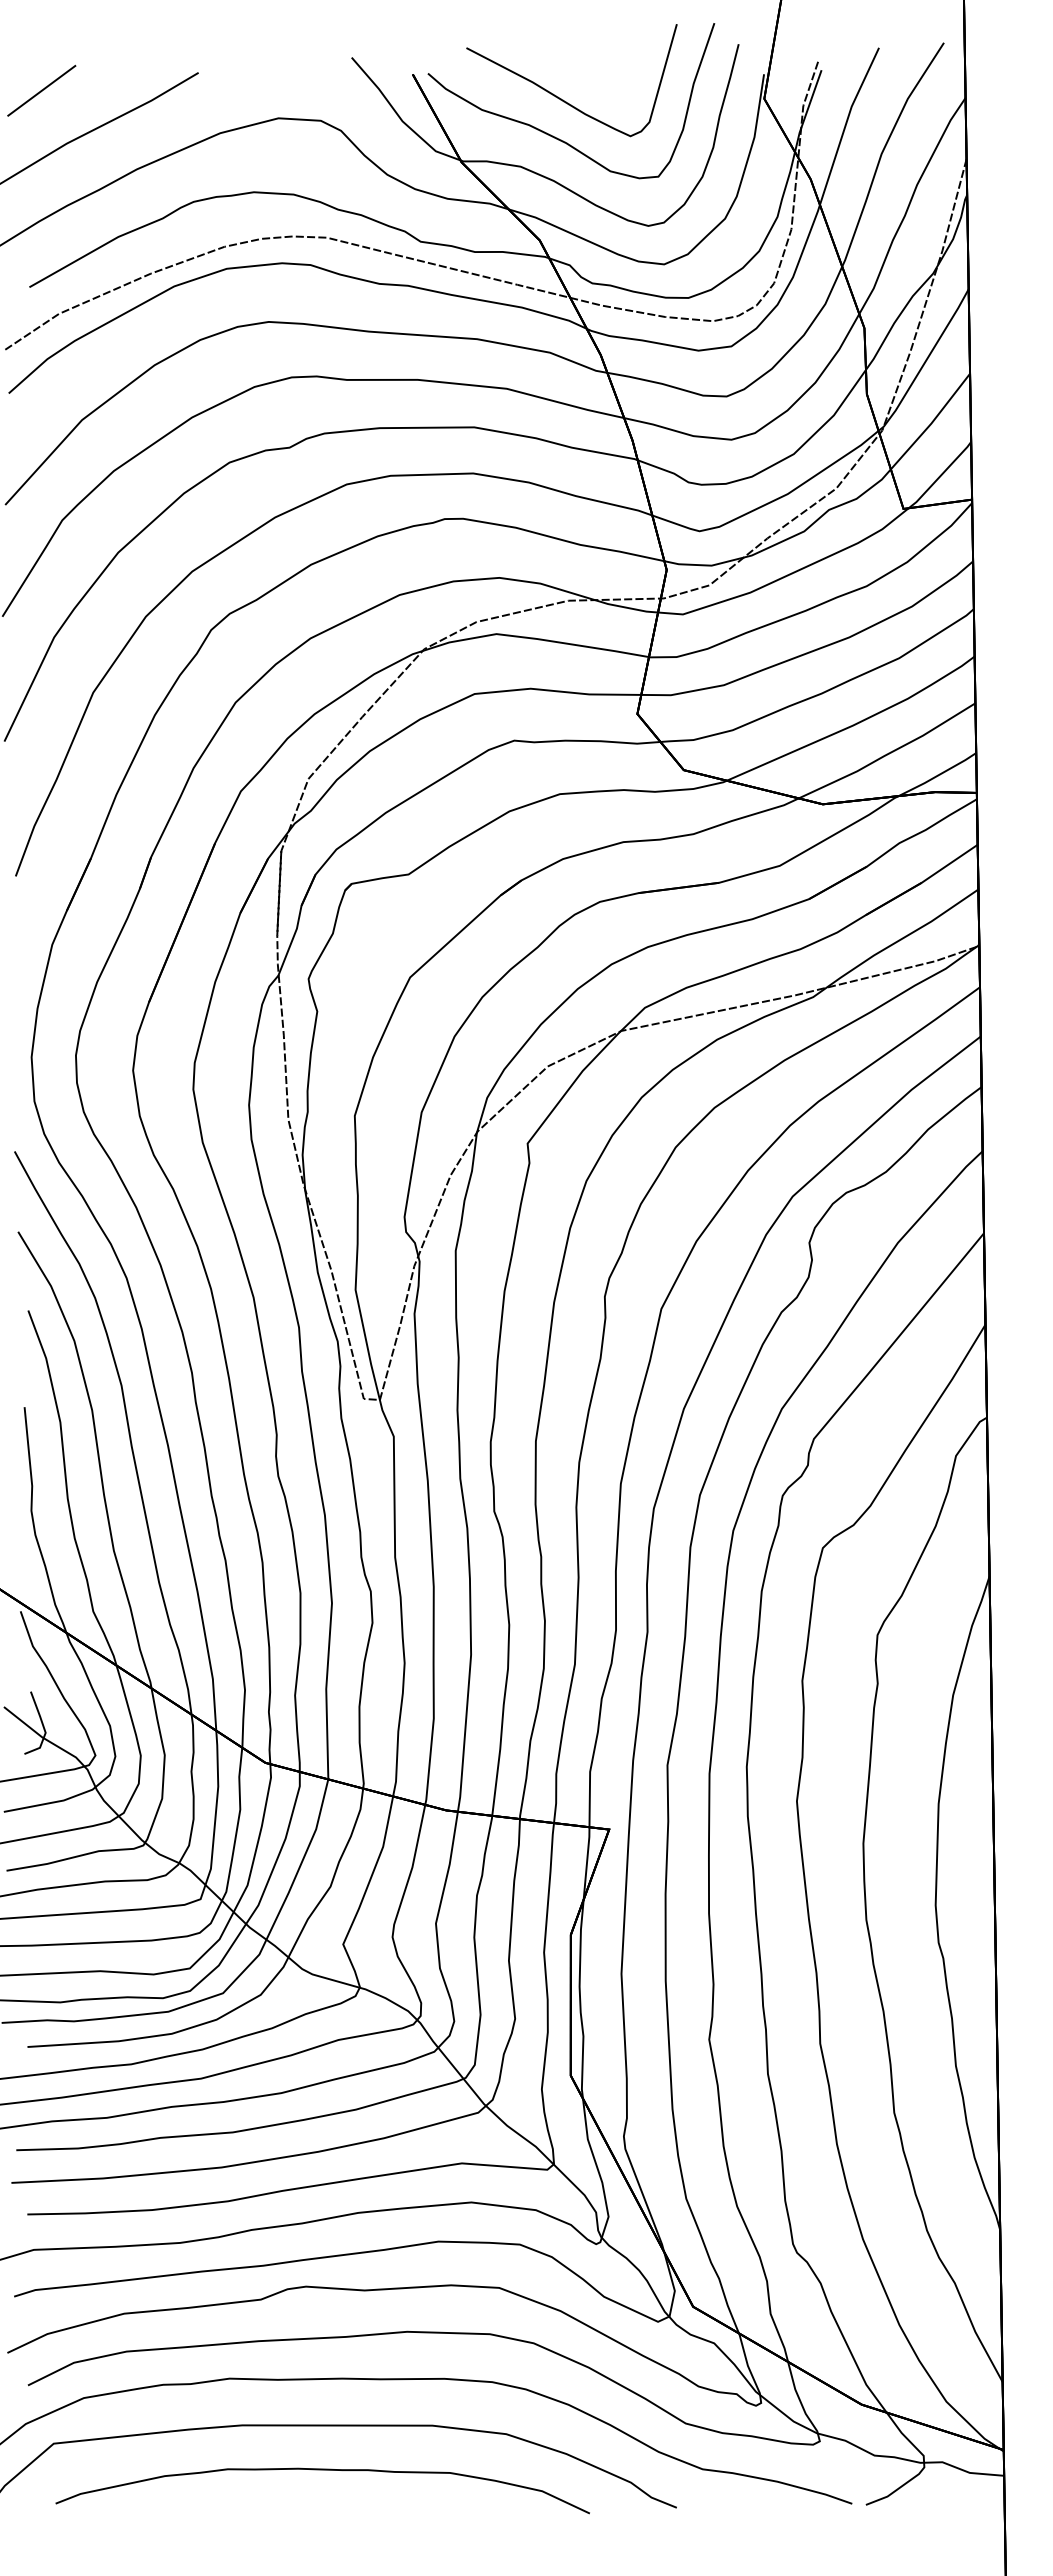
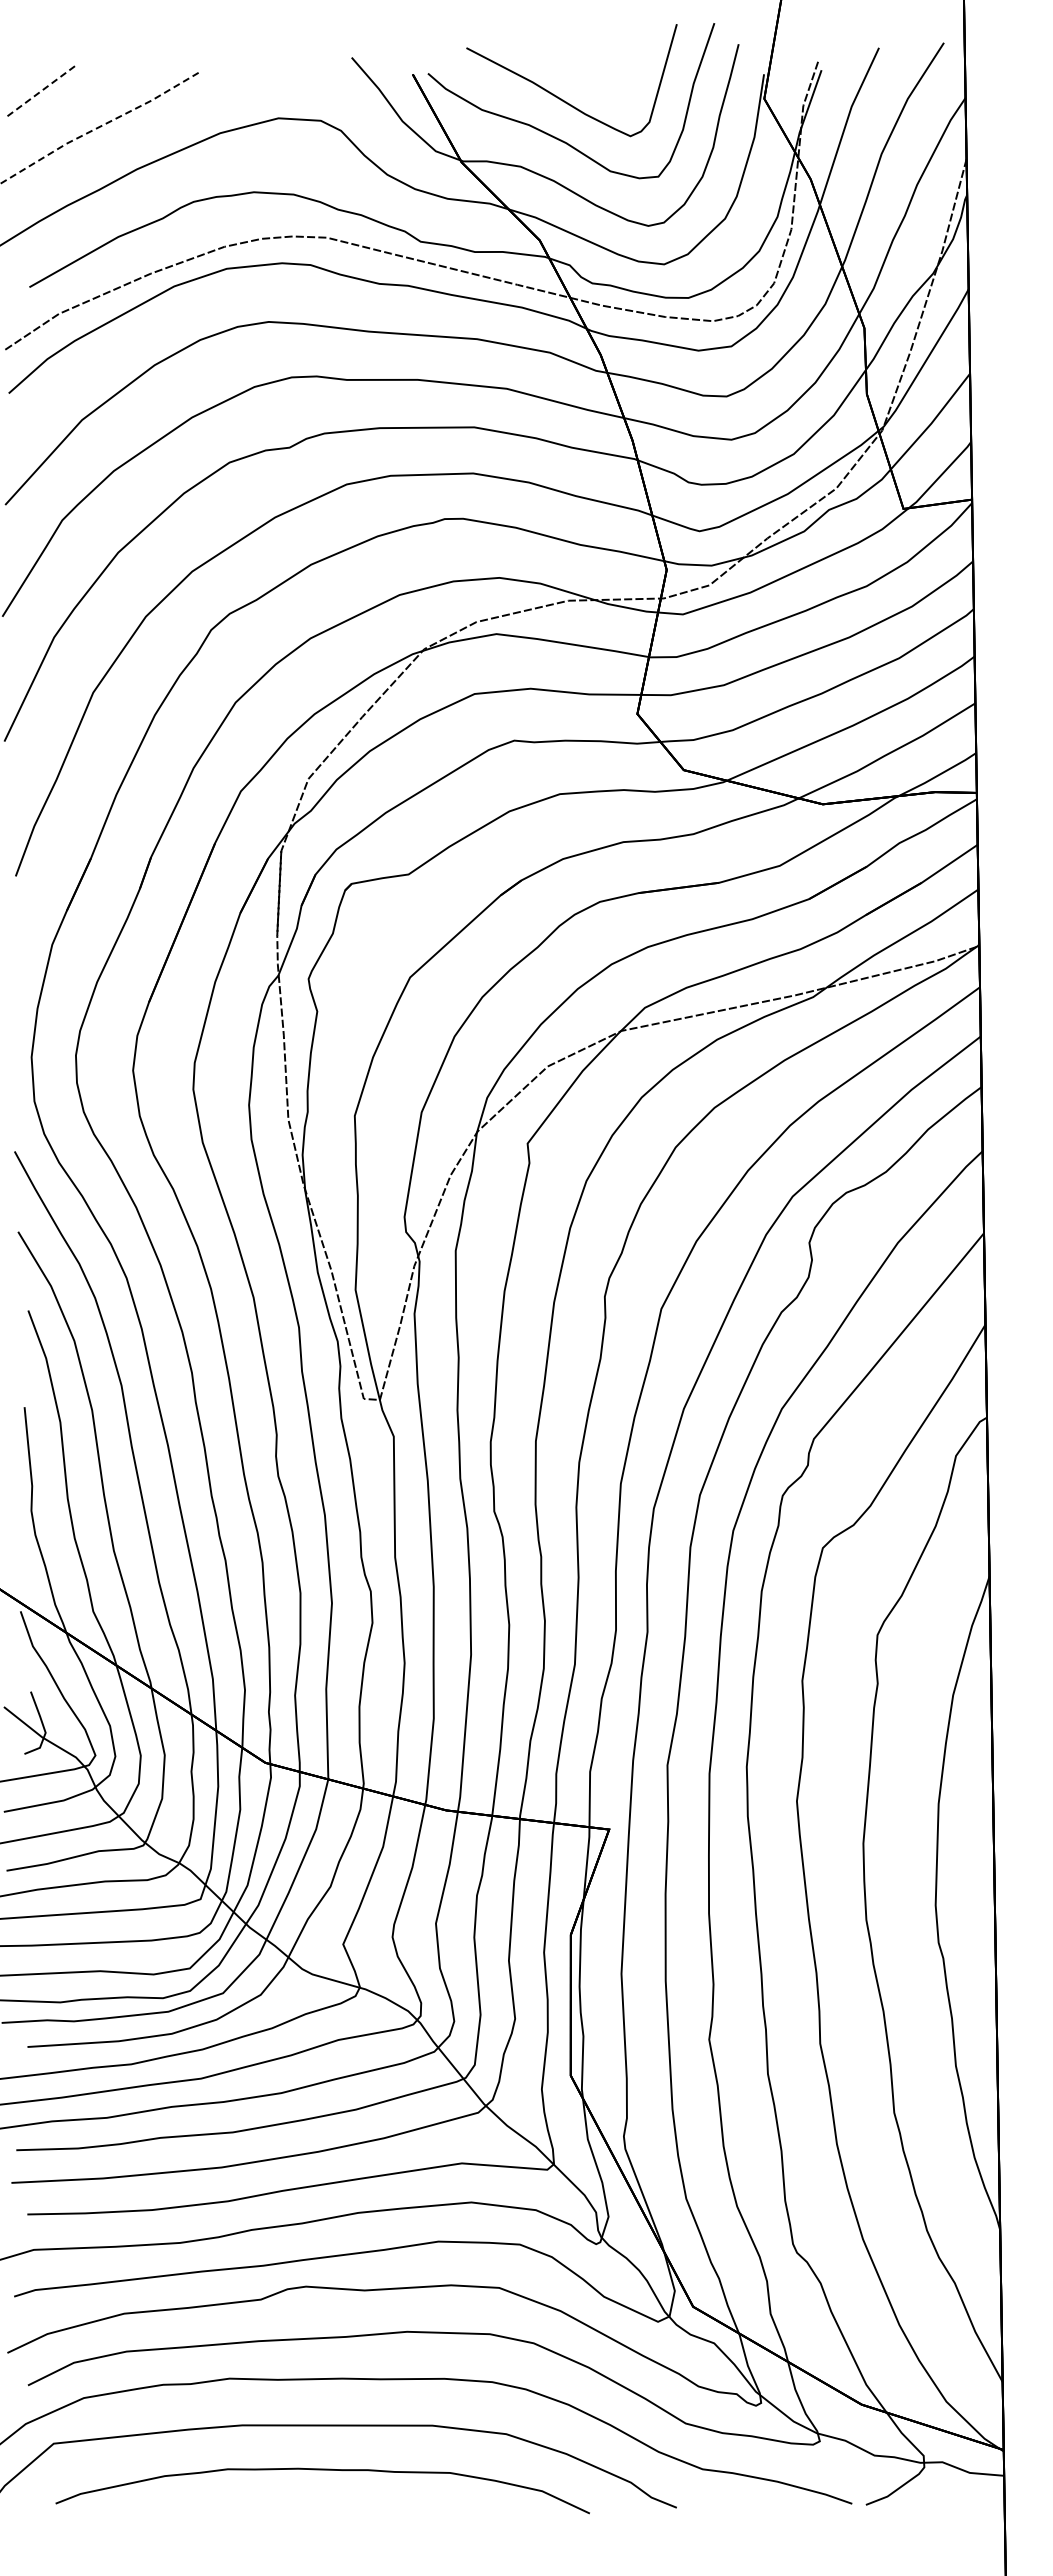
line: solid -> dashed (41, 90)
line: solid -> dashed (98, 127)
